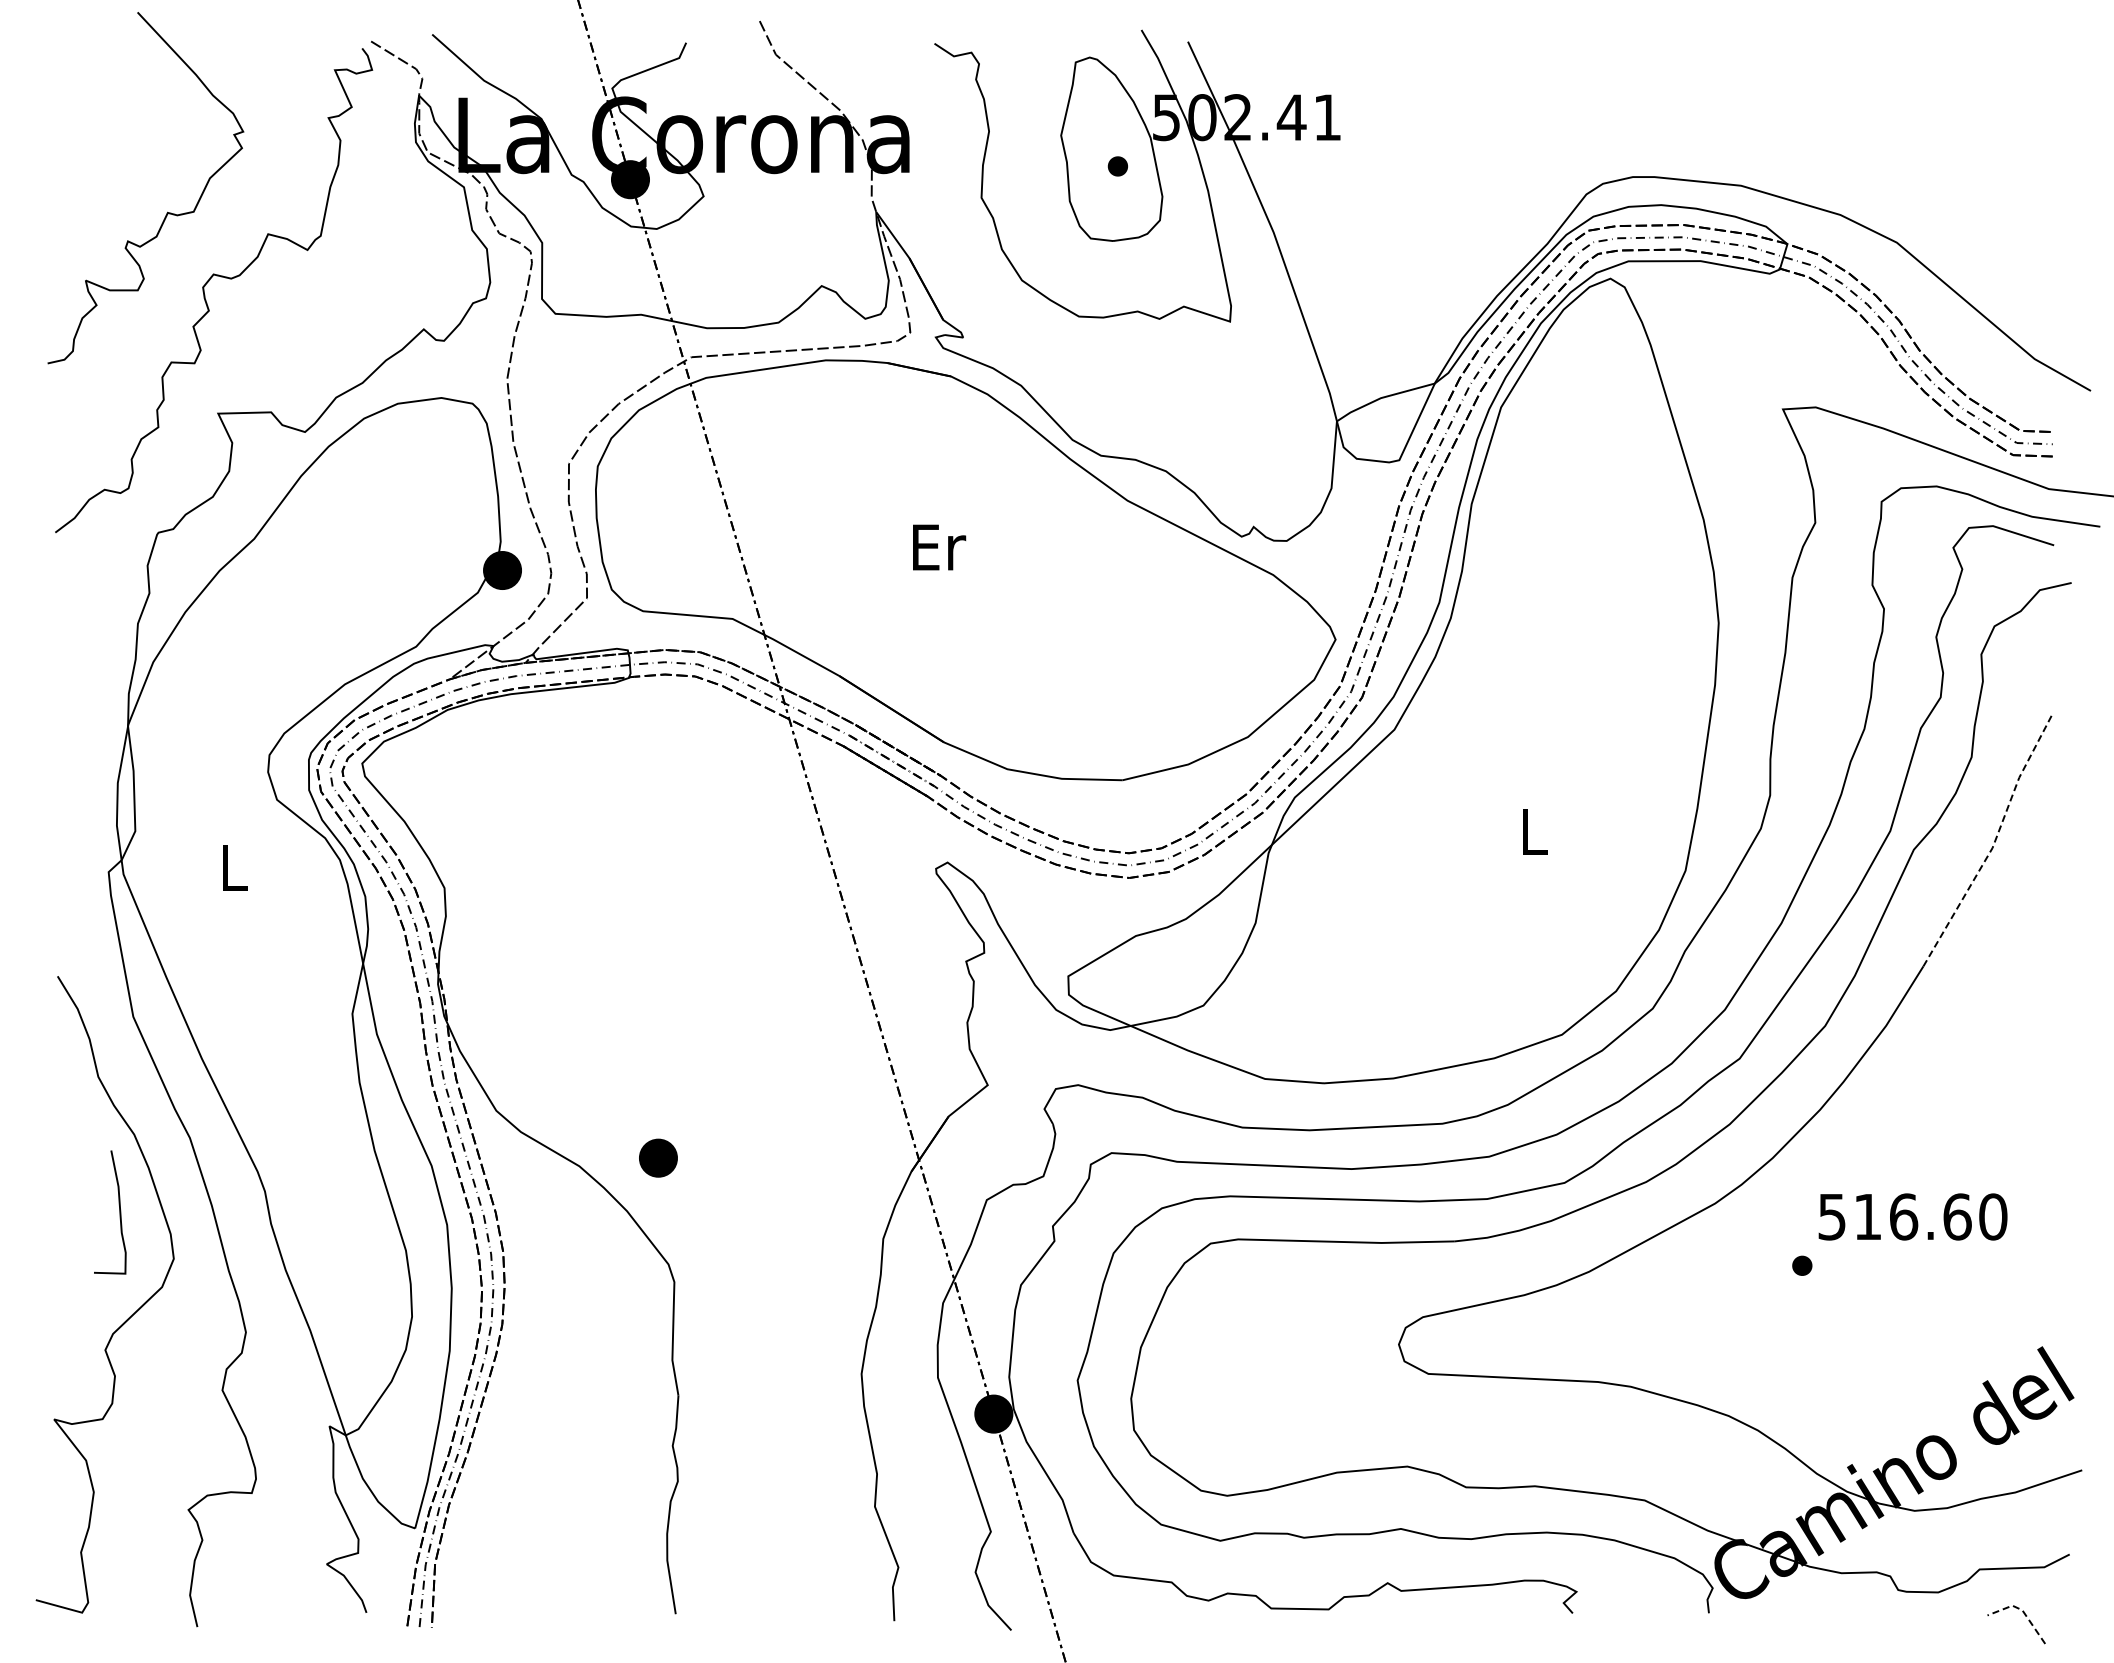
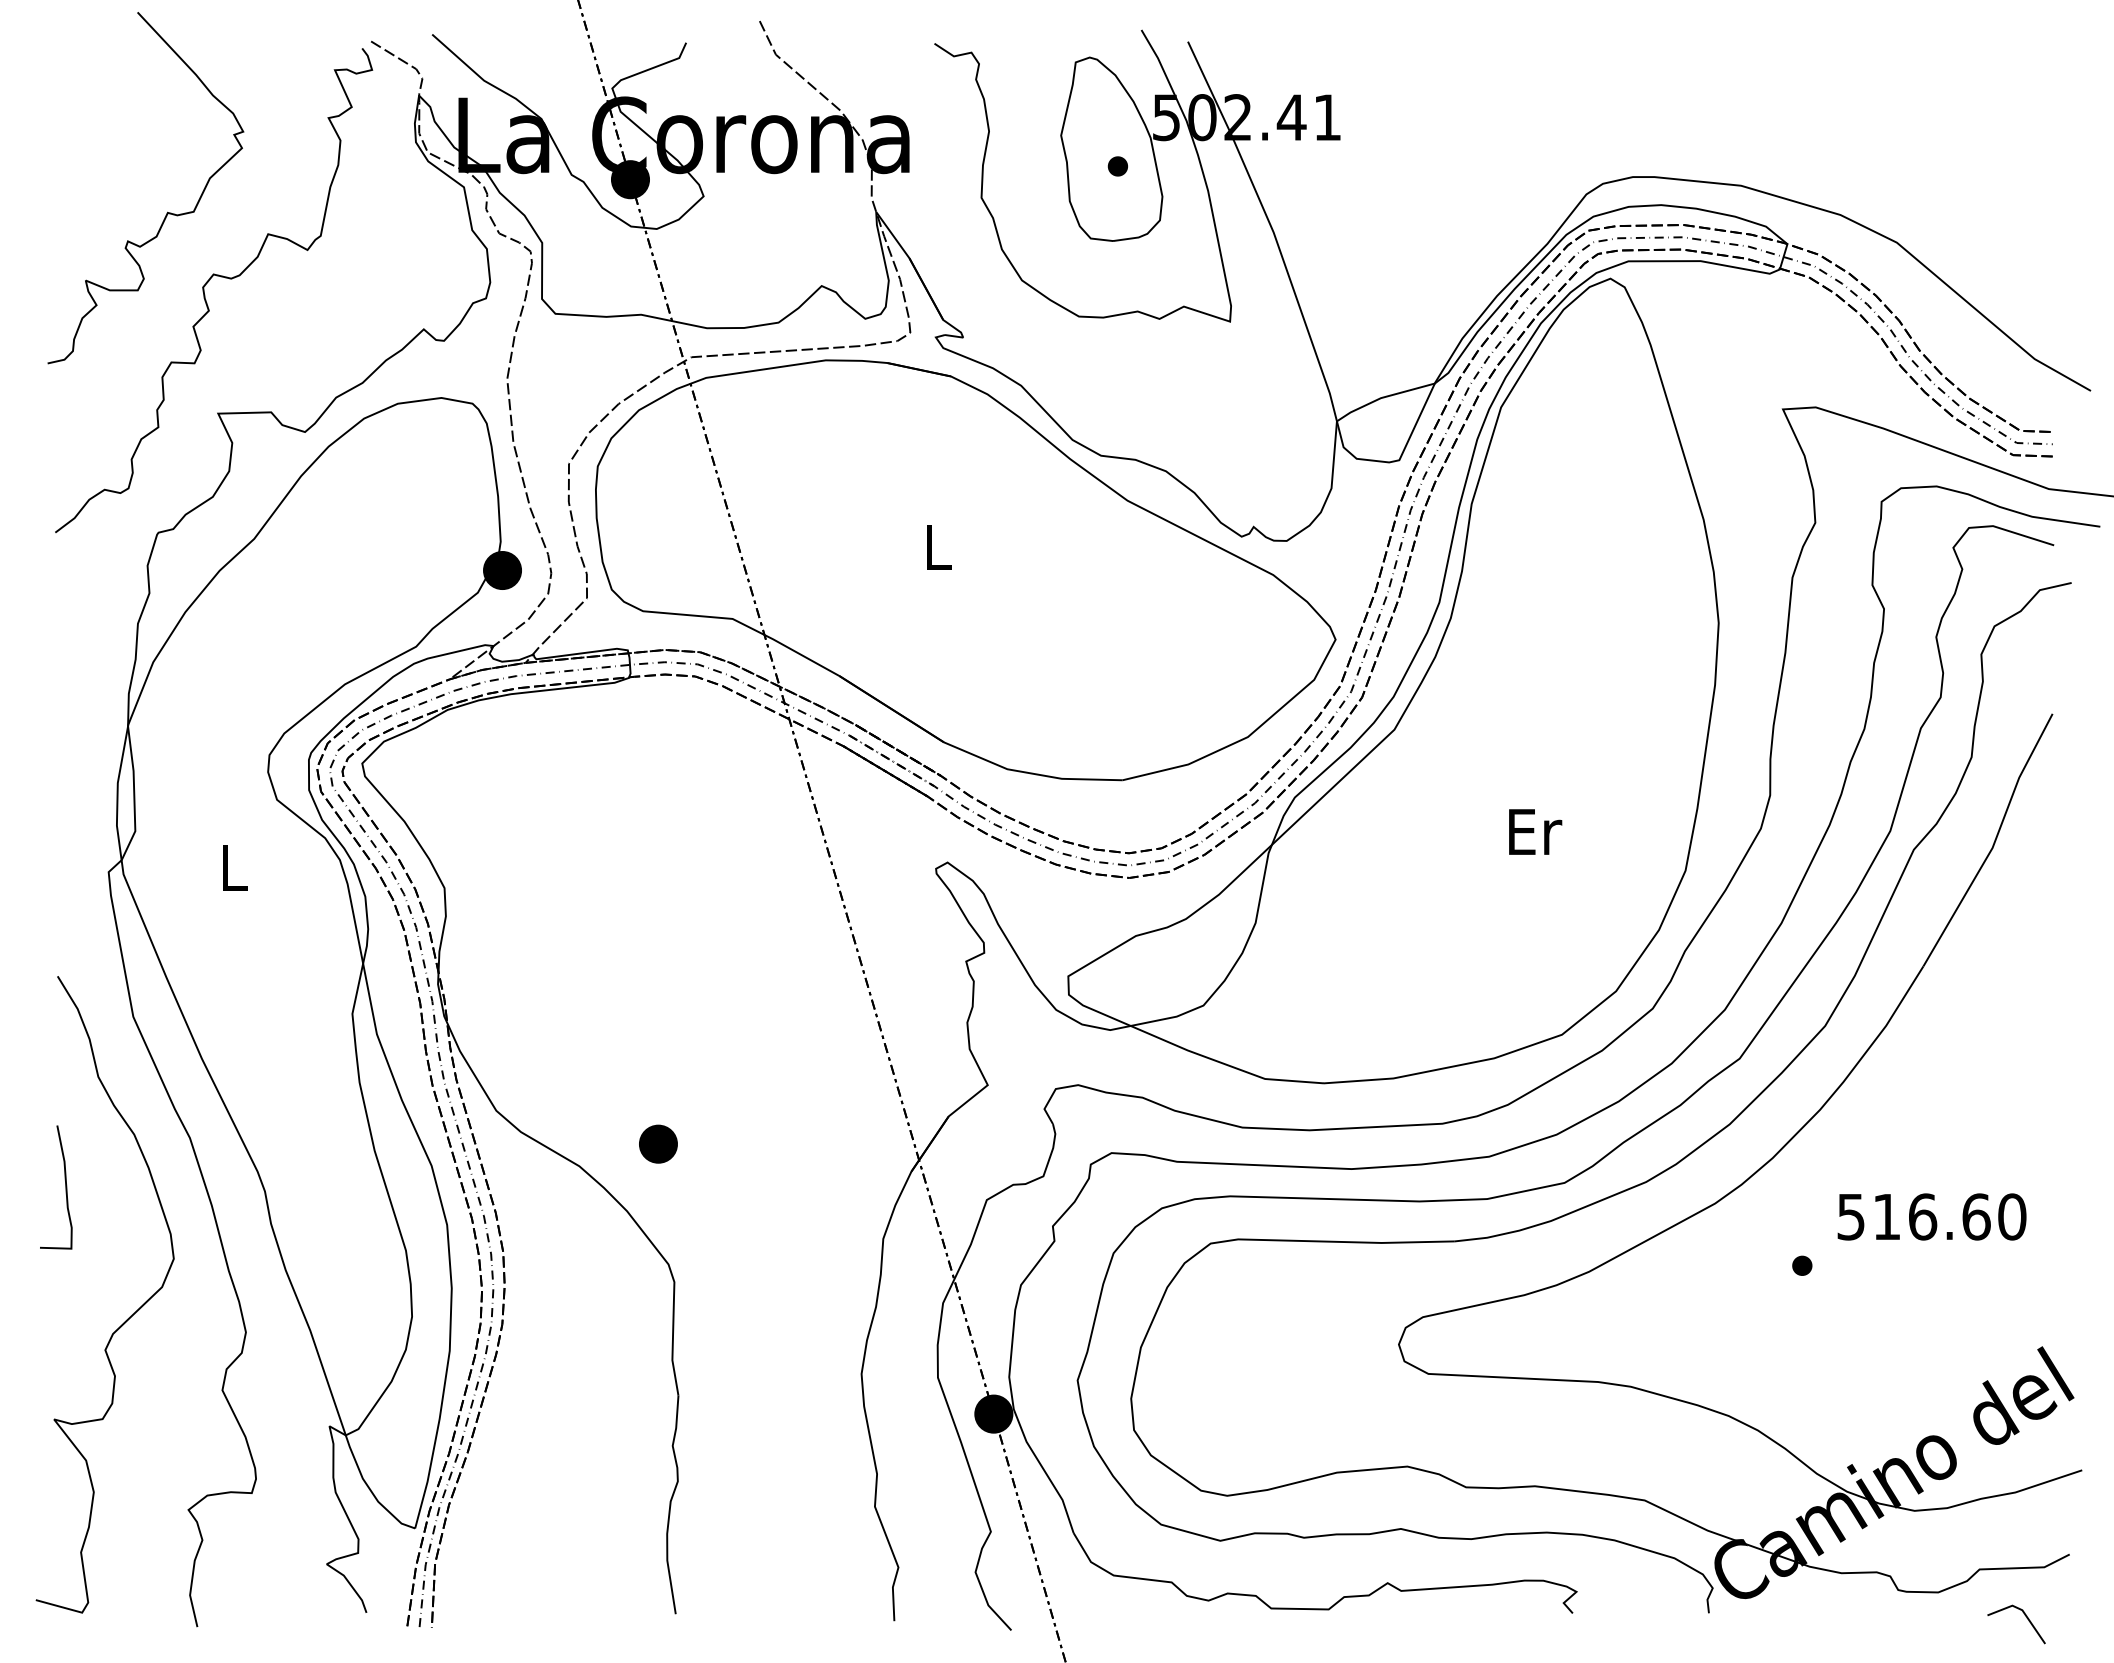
text: Er -> L (939, 547)
text: L -> Er (1535, 831)
line: dashed -> solid (1994, 842)
part position: (658, 1157) -> (658, 1143) (658, 1143)
curve position: (119, 1212) -> (65, 1187) (65, 1187)
text position: (1912, 1216) -> (1931, 1216) (1931, 1216)
line: dashed -> solid (2022, 1610)
